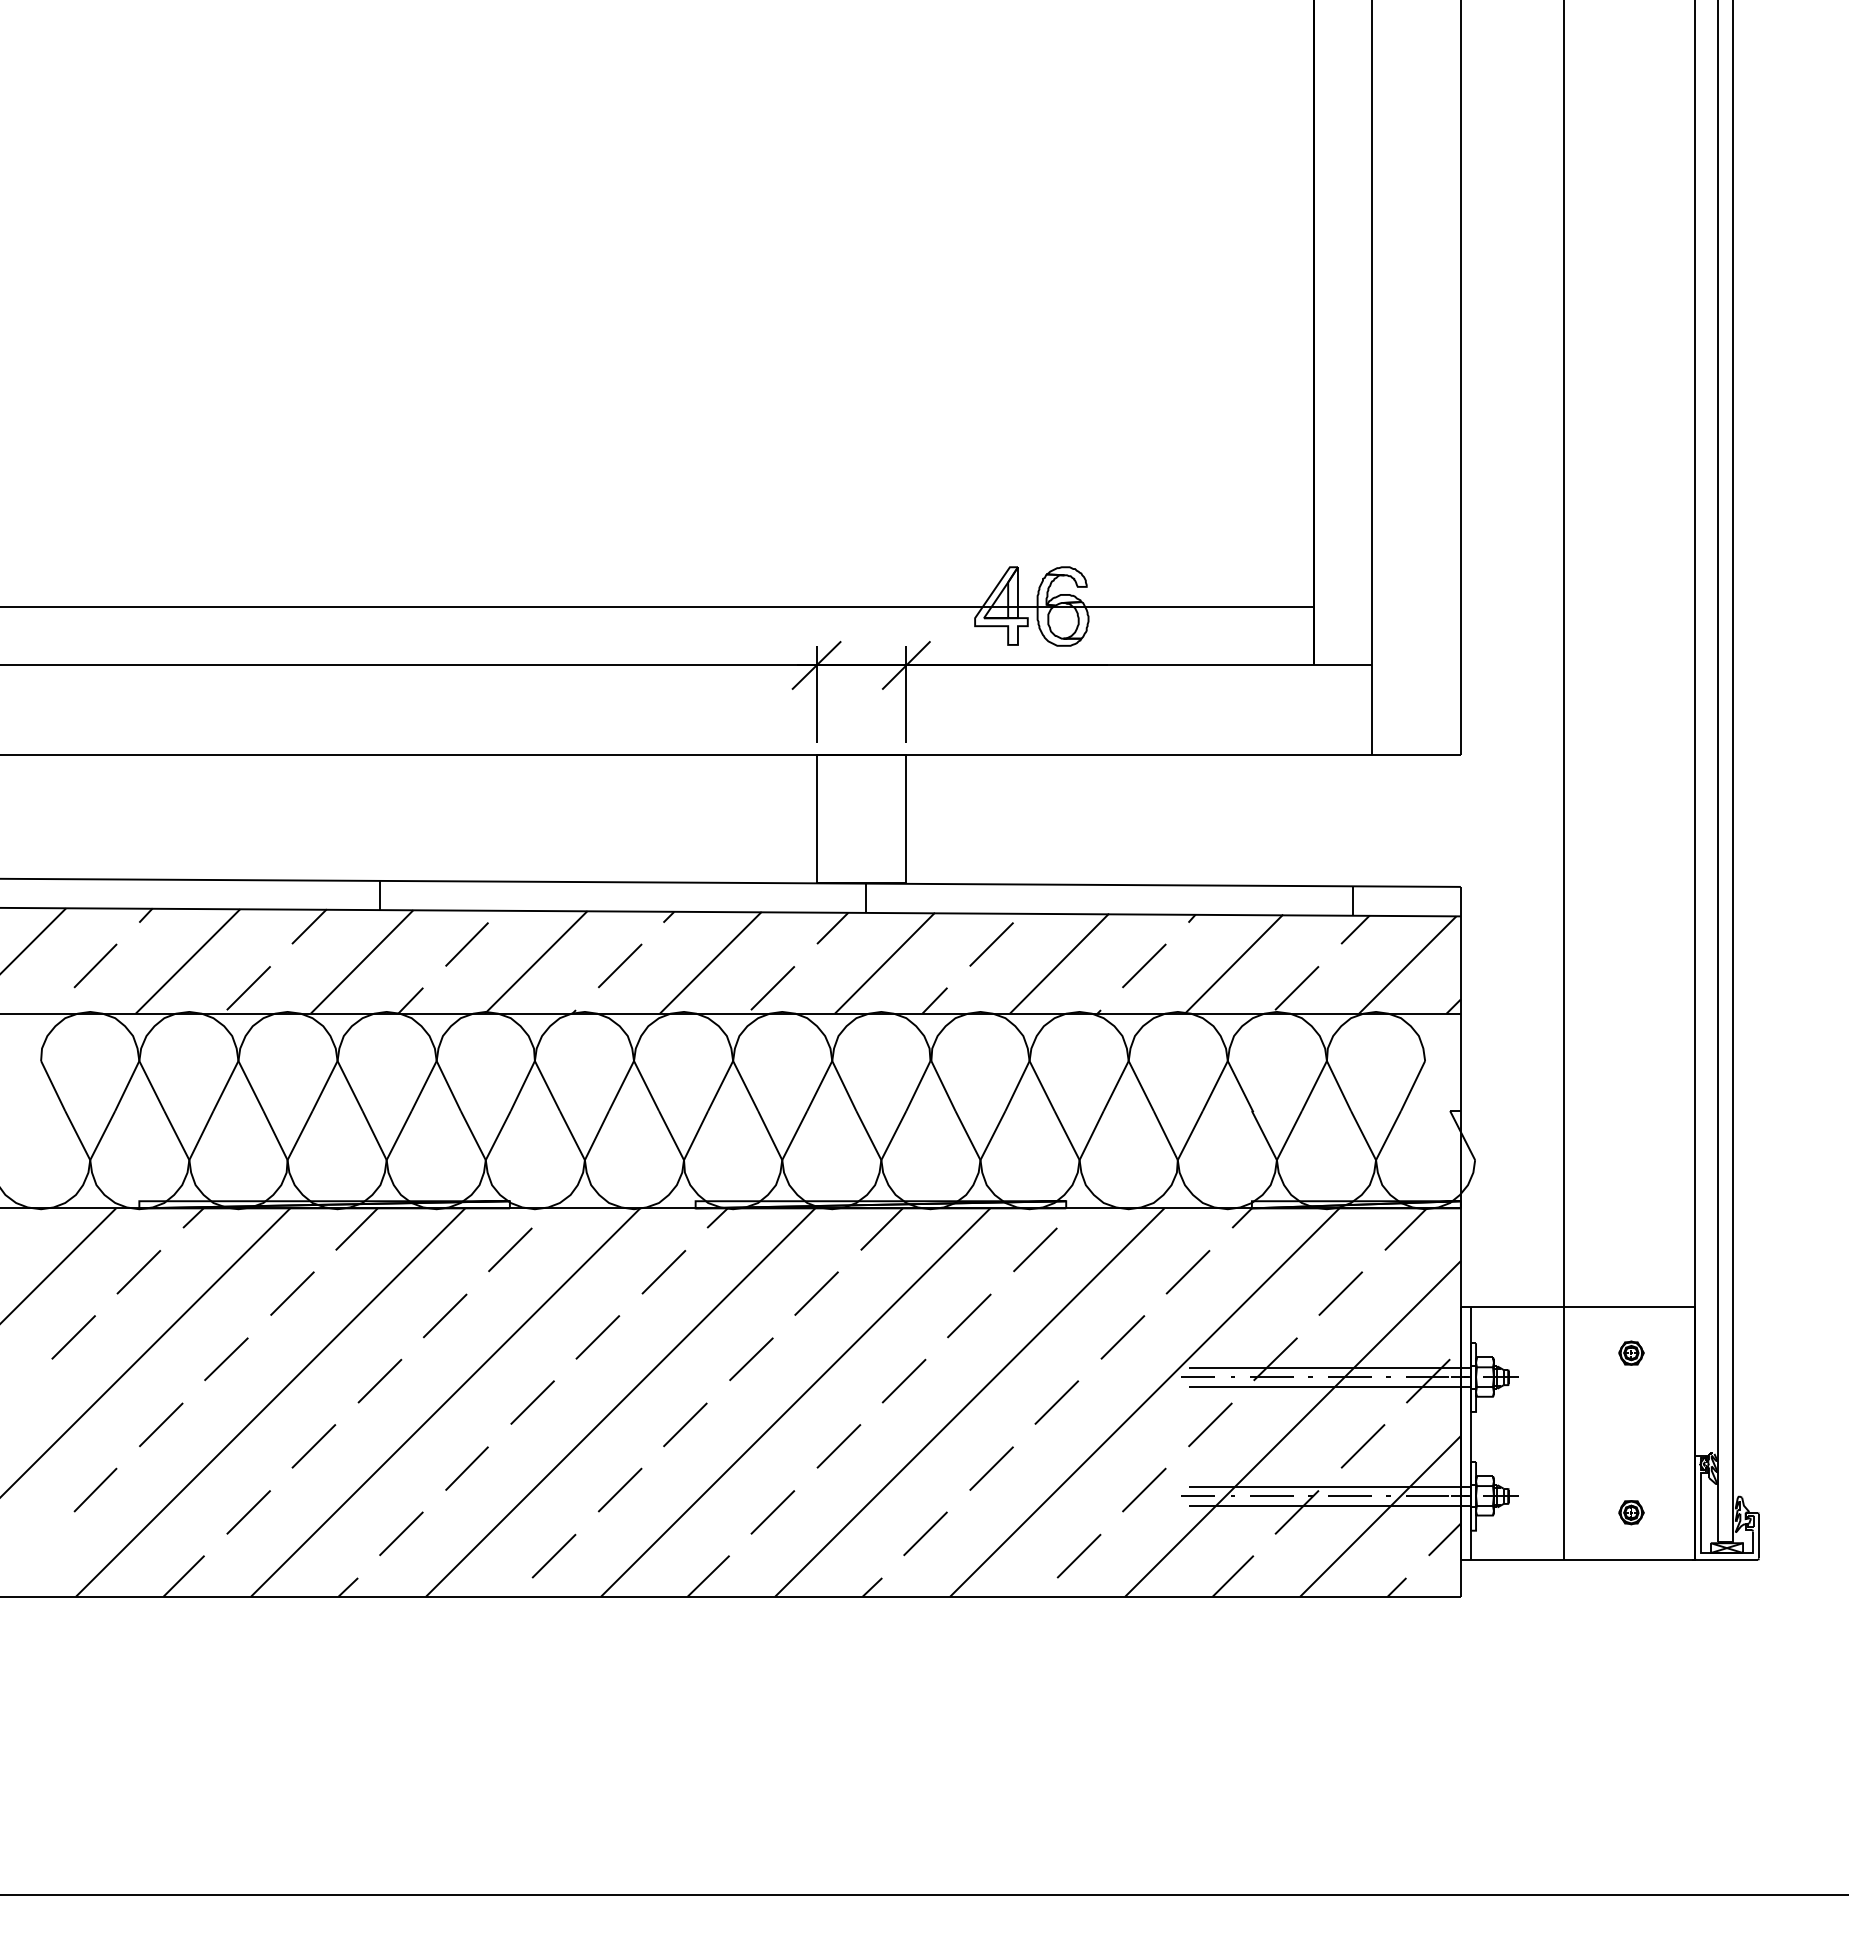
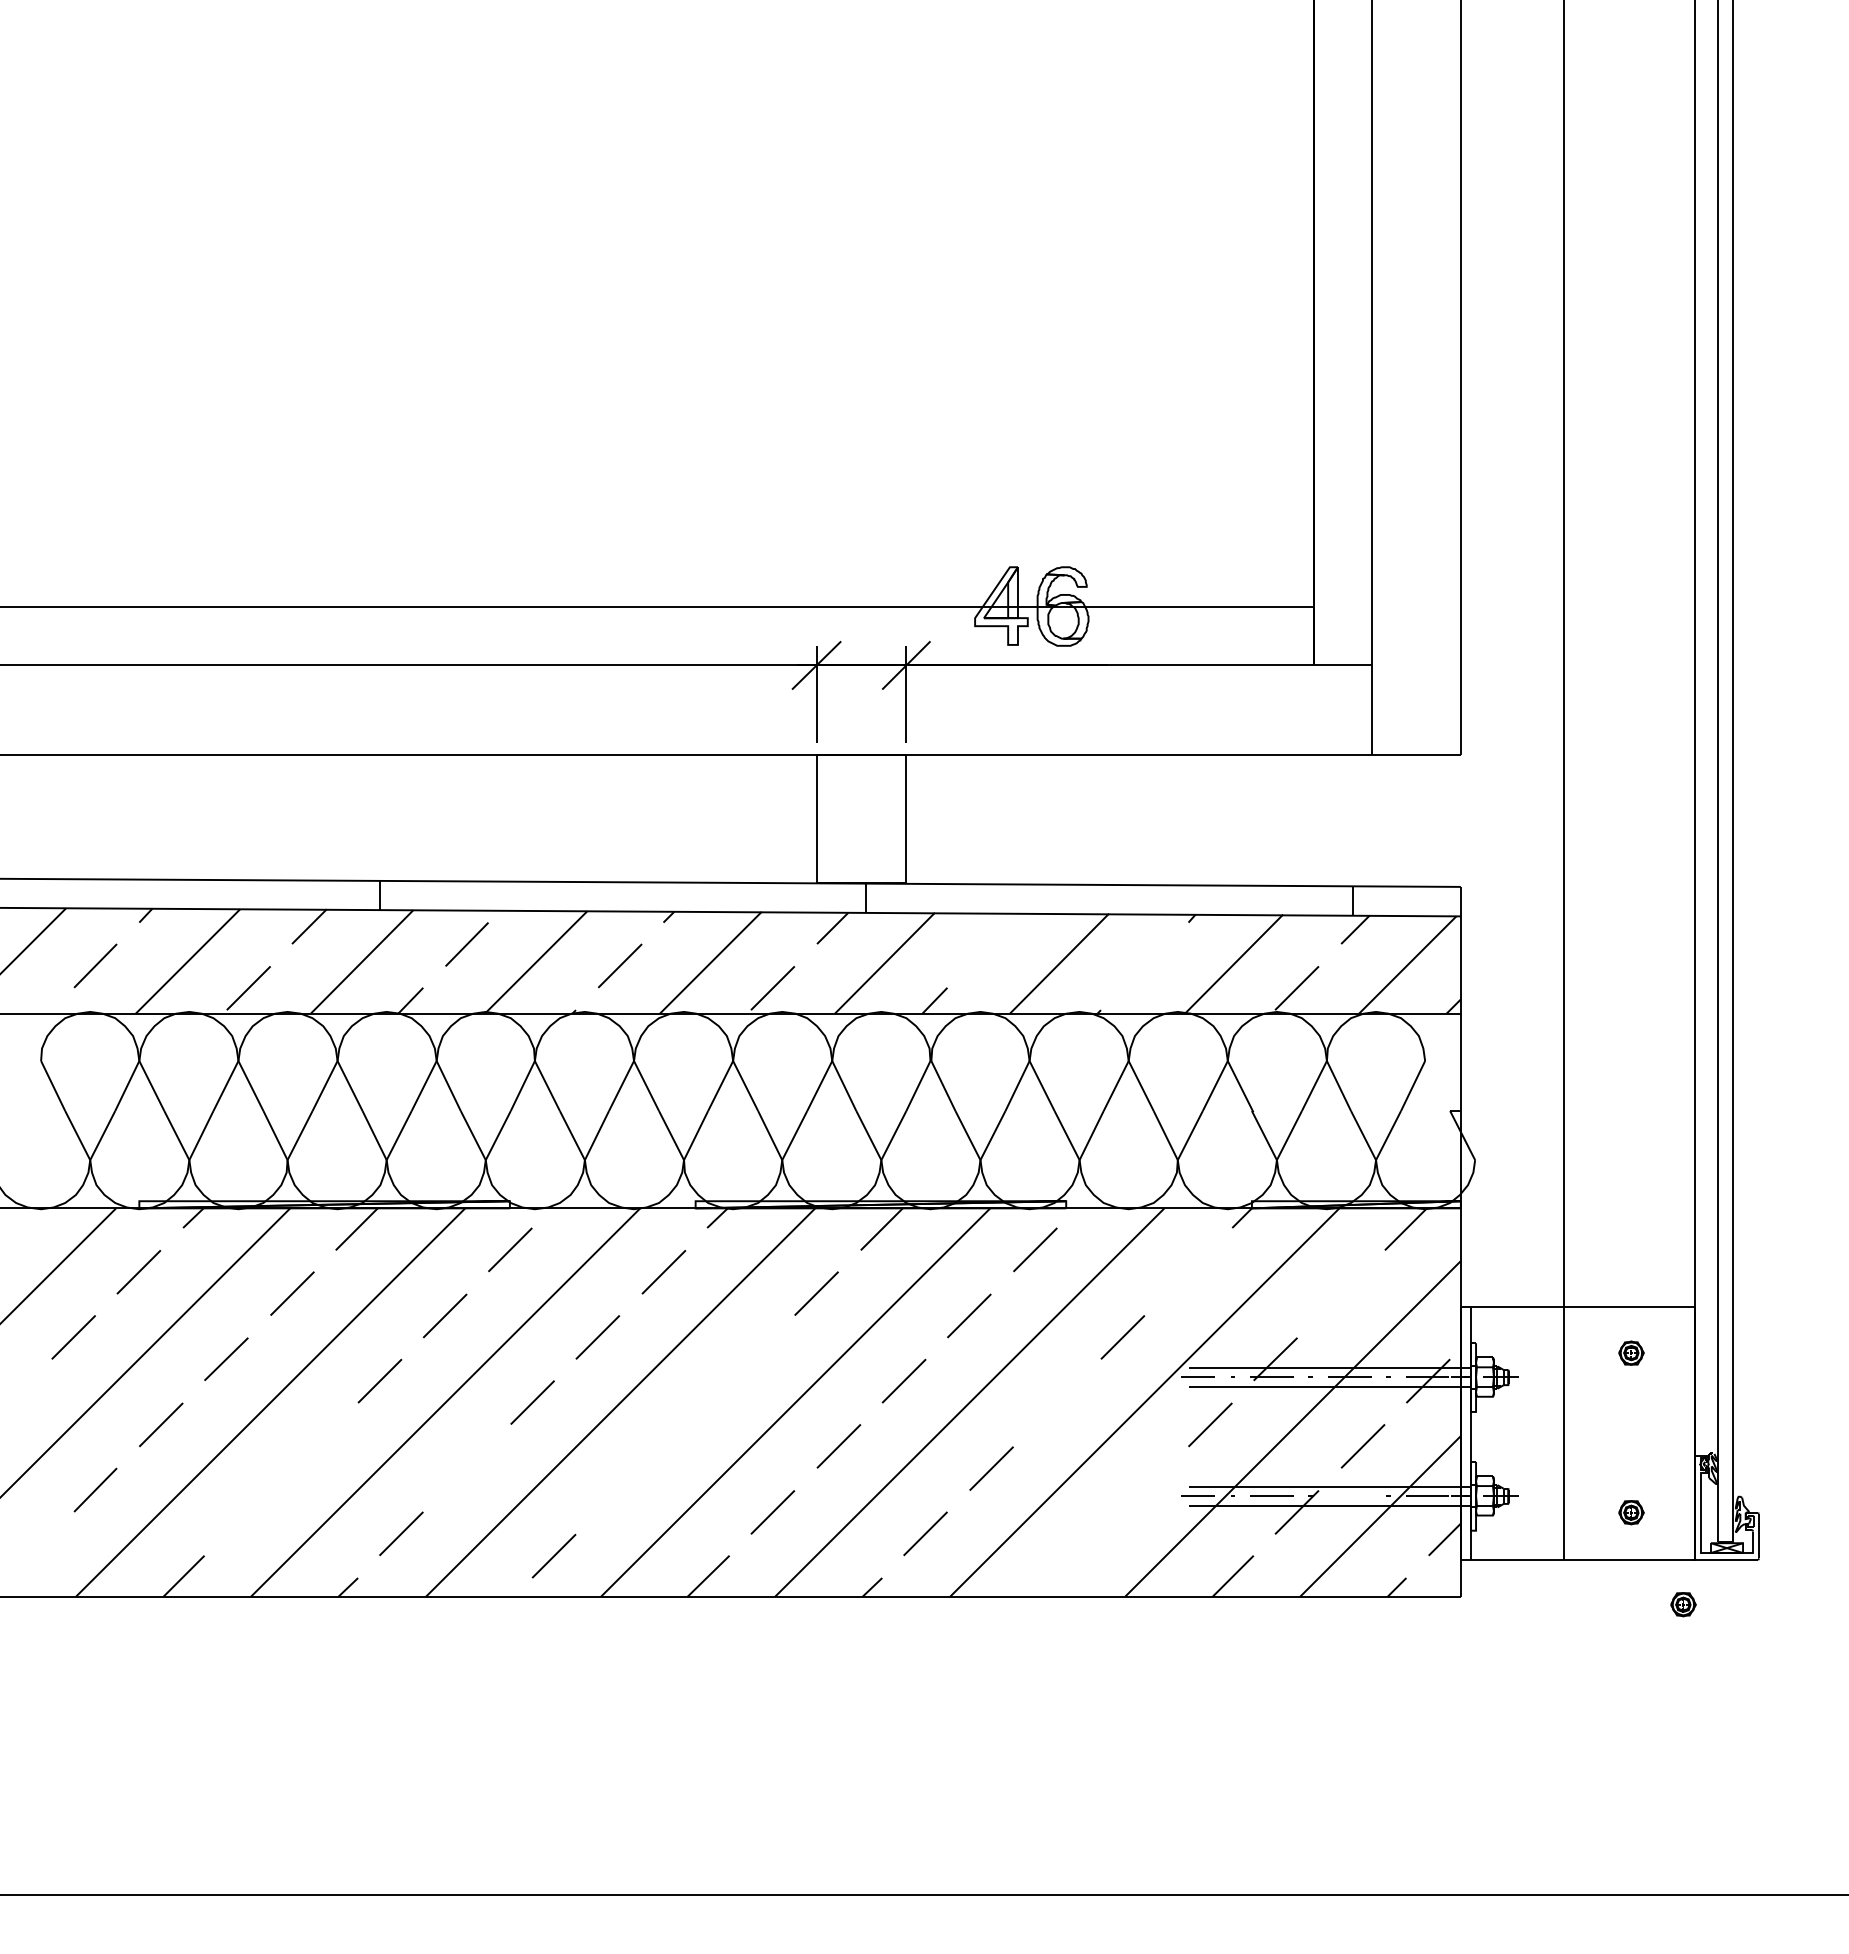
line: present -> none (991, 944)
line: present -> none (1144, 965)
line: present -> none (1187, 1272)
line: present -> none (1340, 1293)
line: present -> none (751, 1359)
line: present -> none (1056, 1402)
line: present -> none (685, 1424)
line: present -> none (313, 1446)
line: present -> none (466, 1468)
line: present -> none (619, 1489)
line: present -> none (1144, 1489)
line: present -> none (1349, 1495)
line: present -> none (248, 1512)
line: present -> none (1078, 1555)
part: none -> present (1683, 1604)
